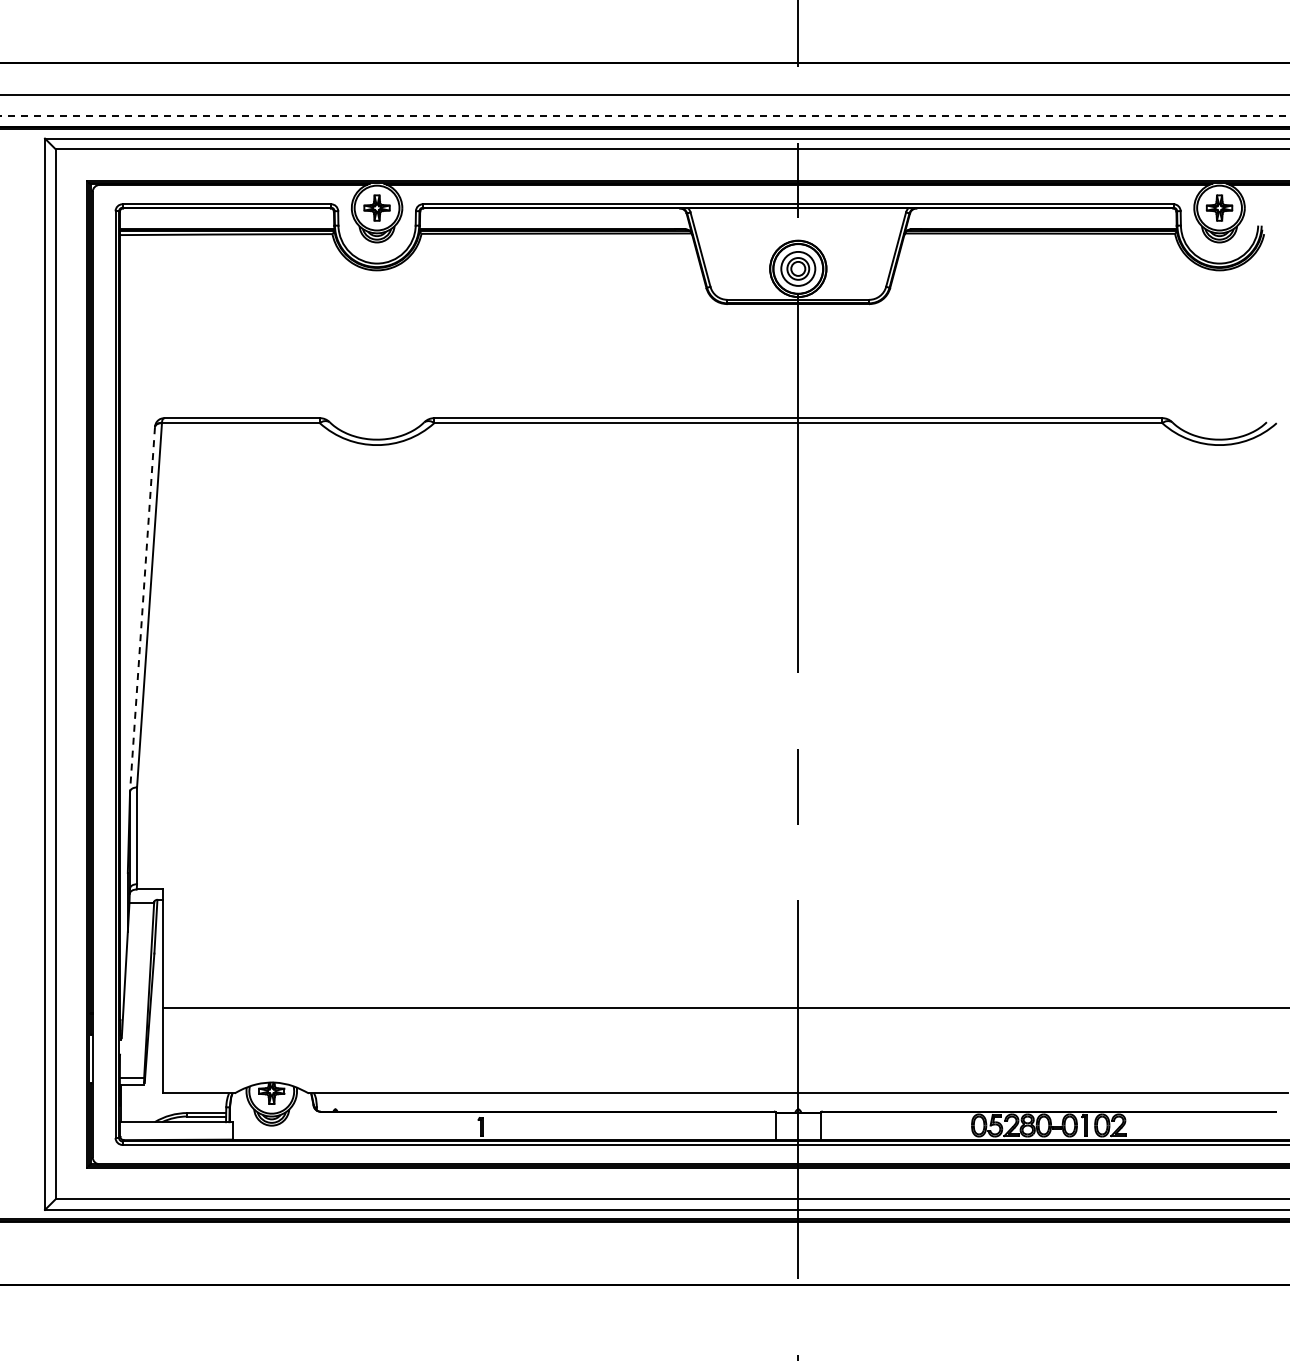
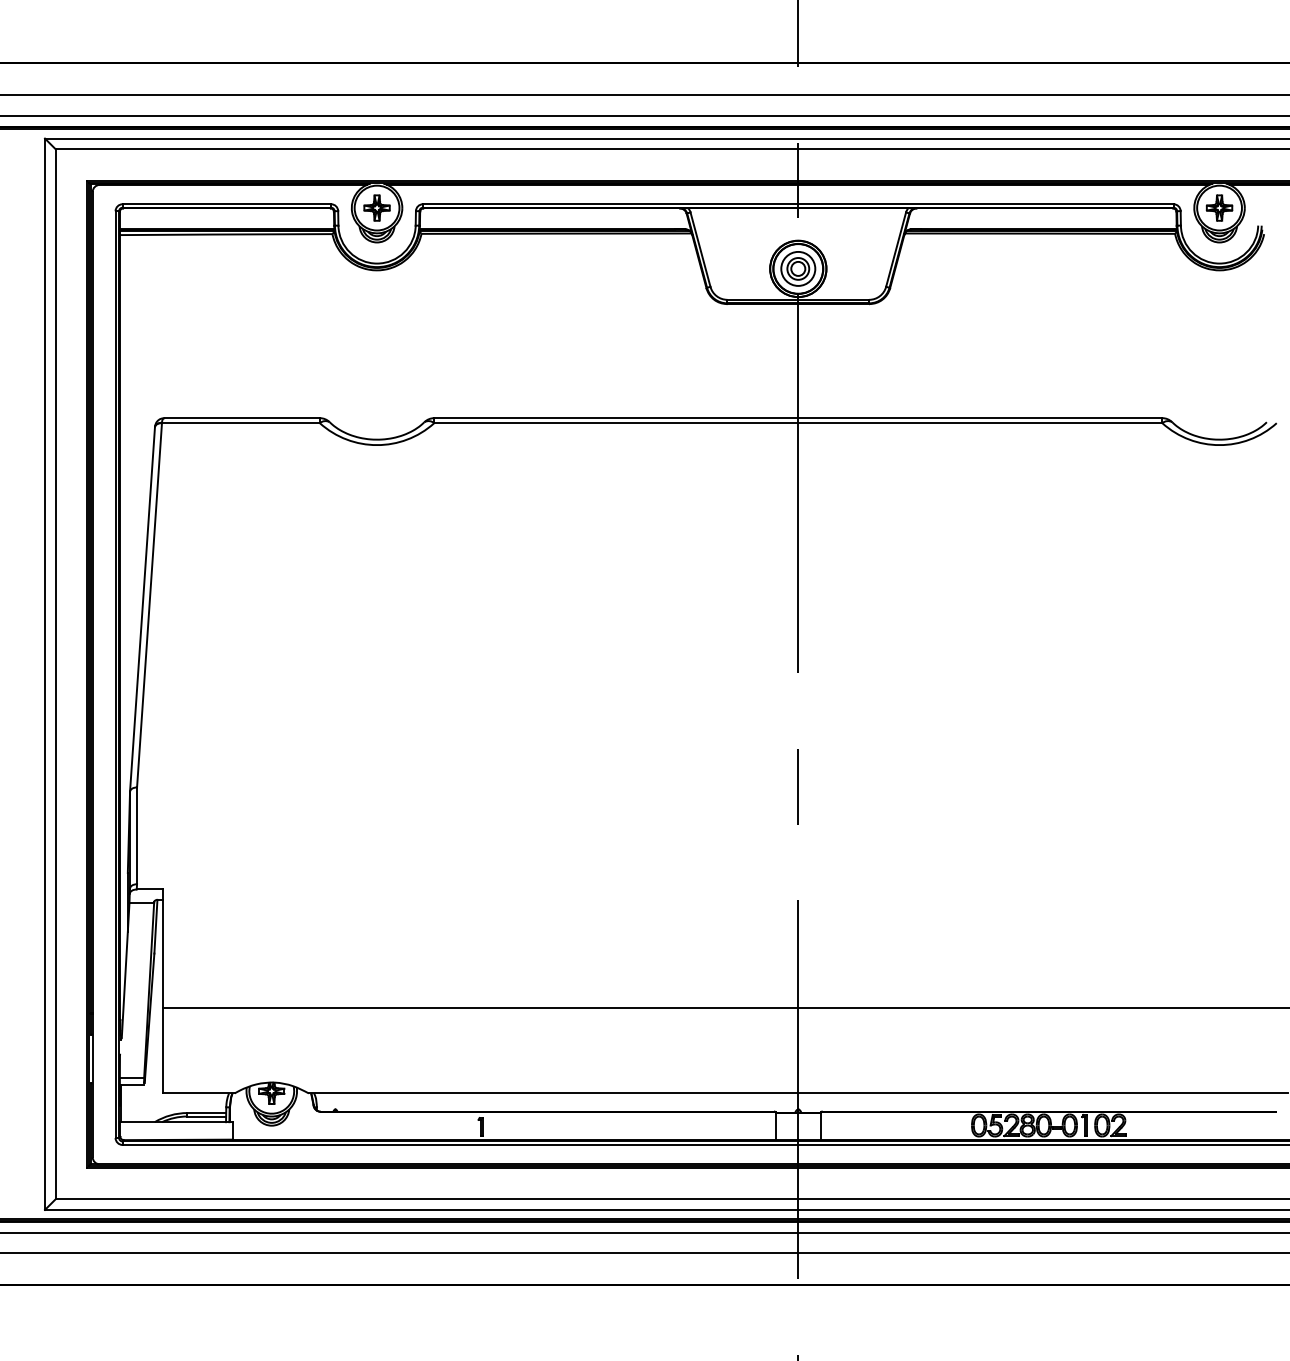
line: dashed -> solid (644, 115)
line: dashed -> solid (142, 609)
line: none -> present (644, 1233)
line: none -> present (644, 1253)
